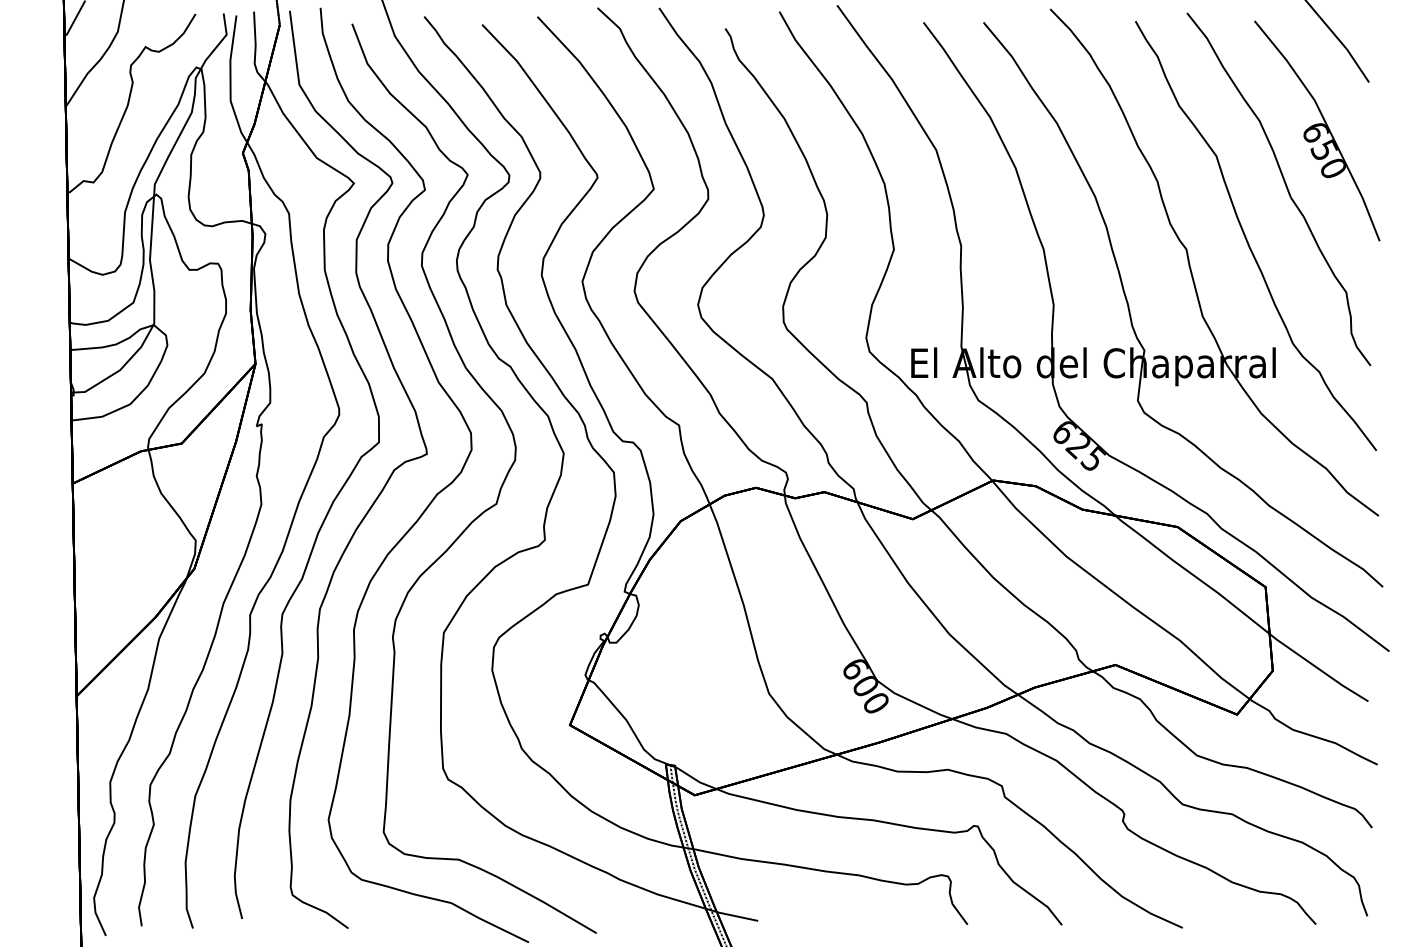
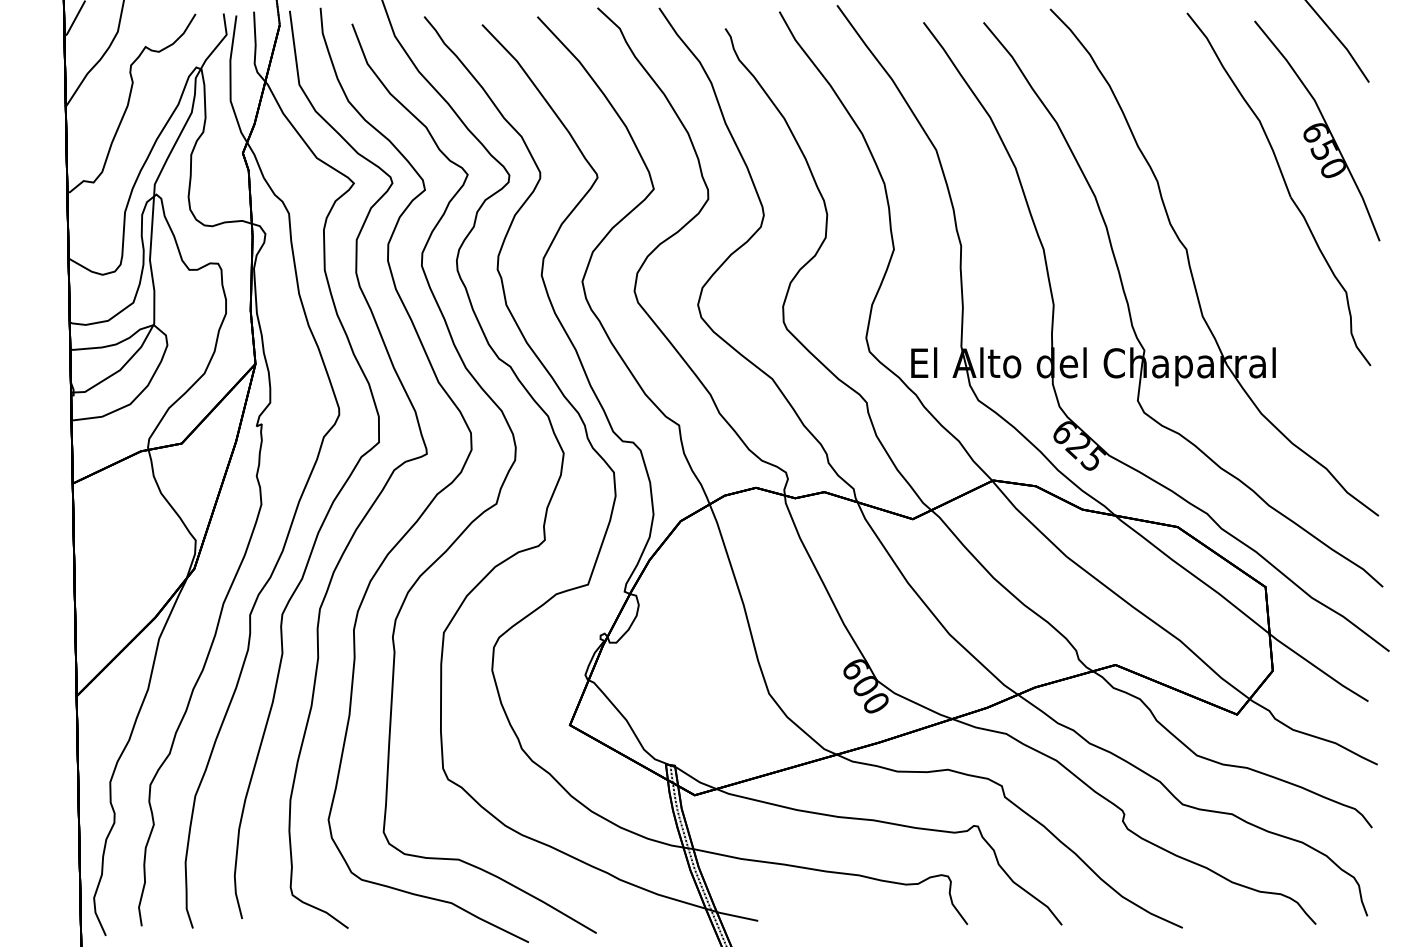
part: present -> none (1247, 239)
